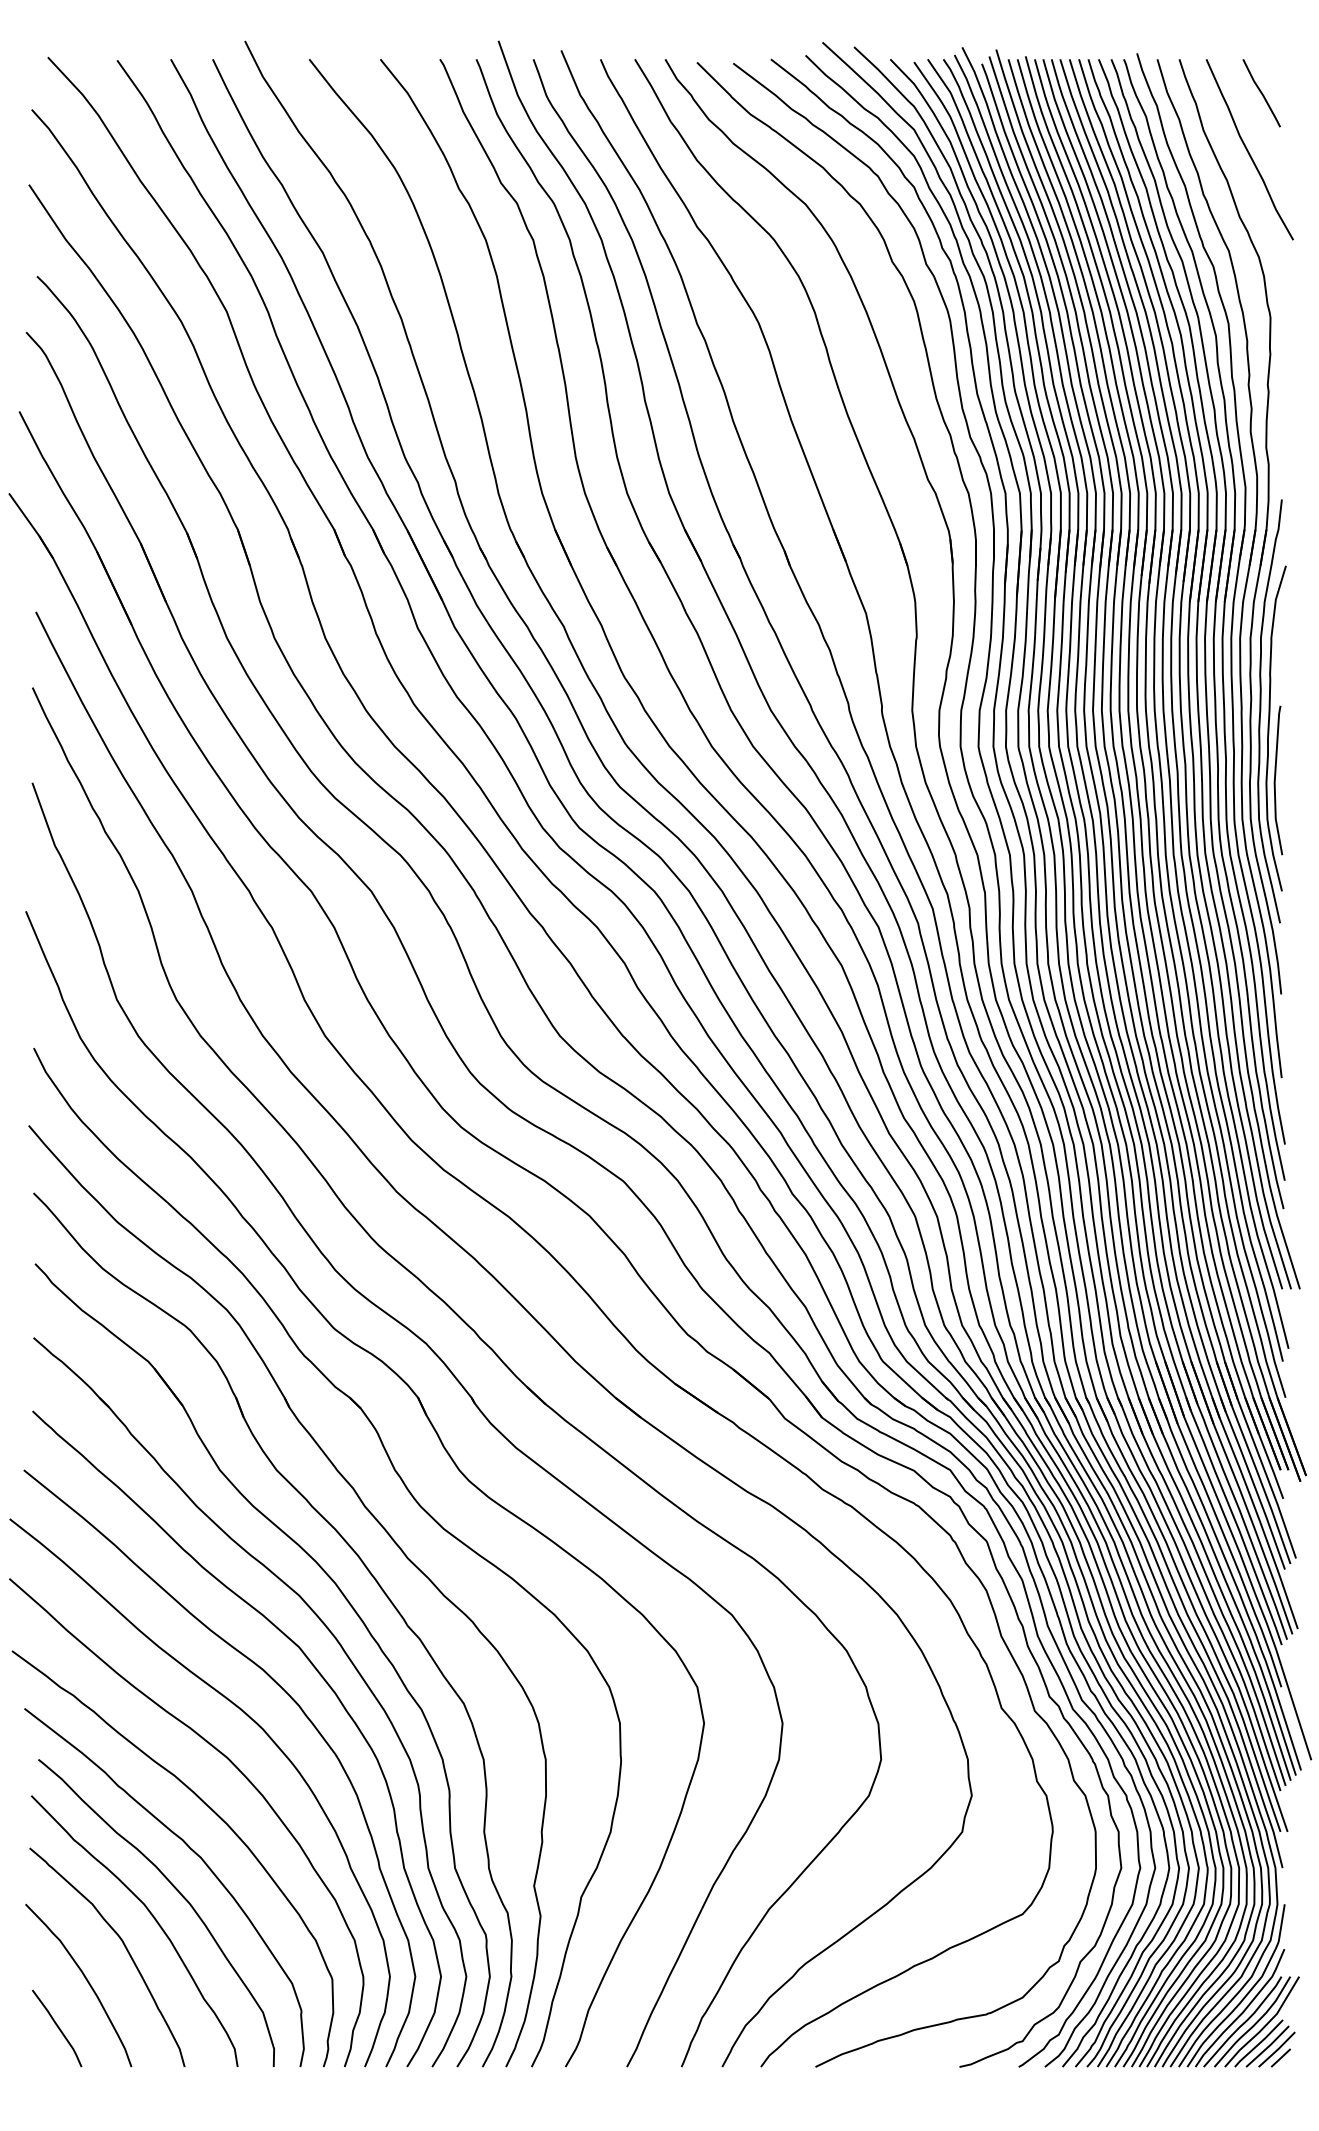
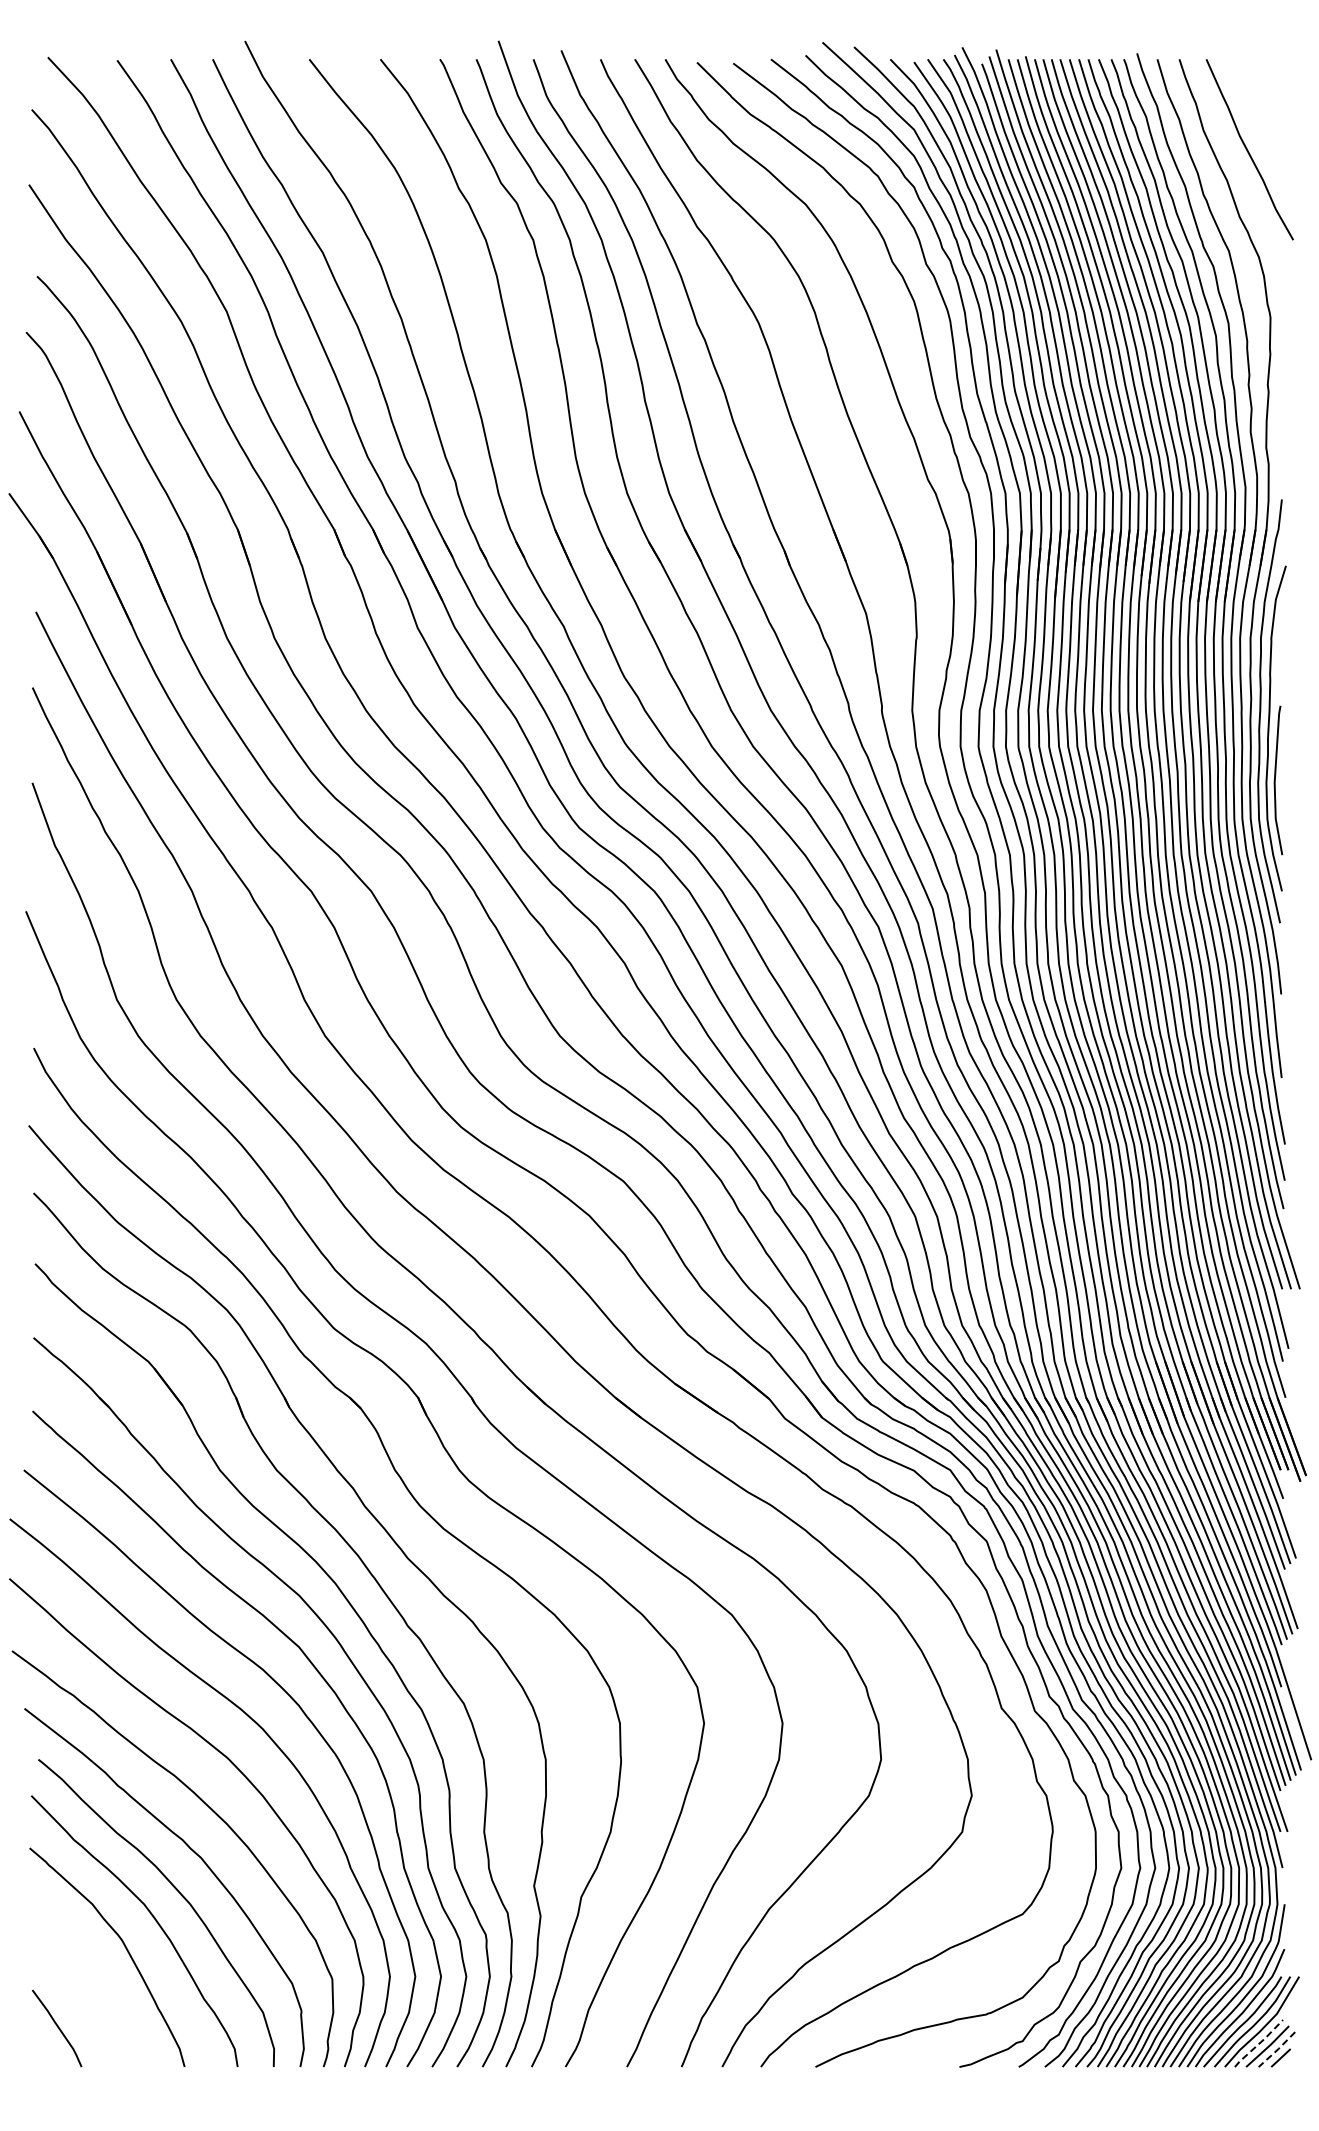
line: present -> none (1261, 93)
curve: present -> none (86, 1981)
line: solid -> dashed (1259, 2043)
line: solid -> dashed (1277, 2049)
